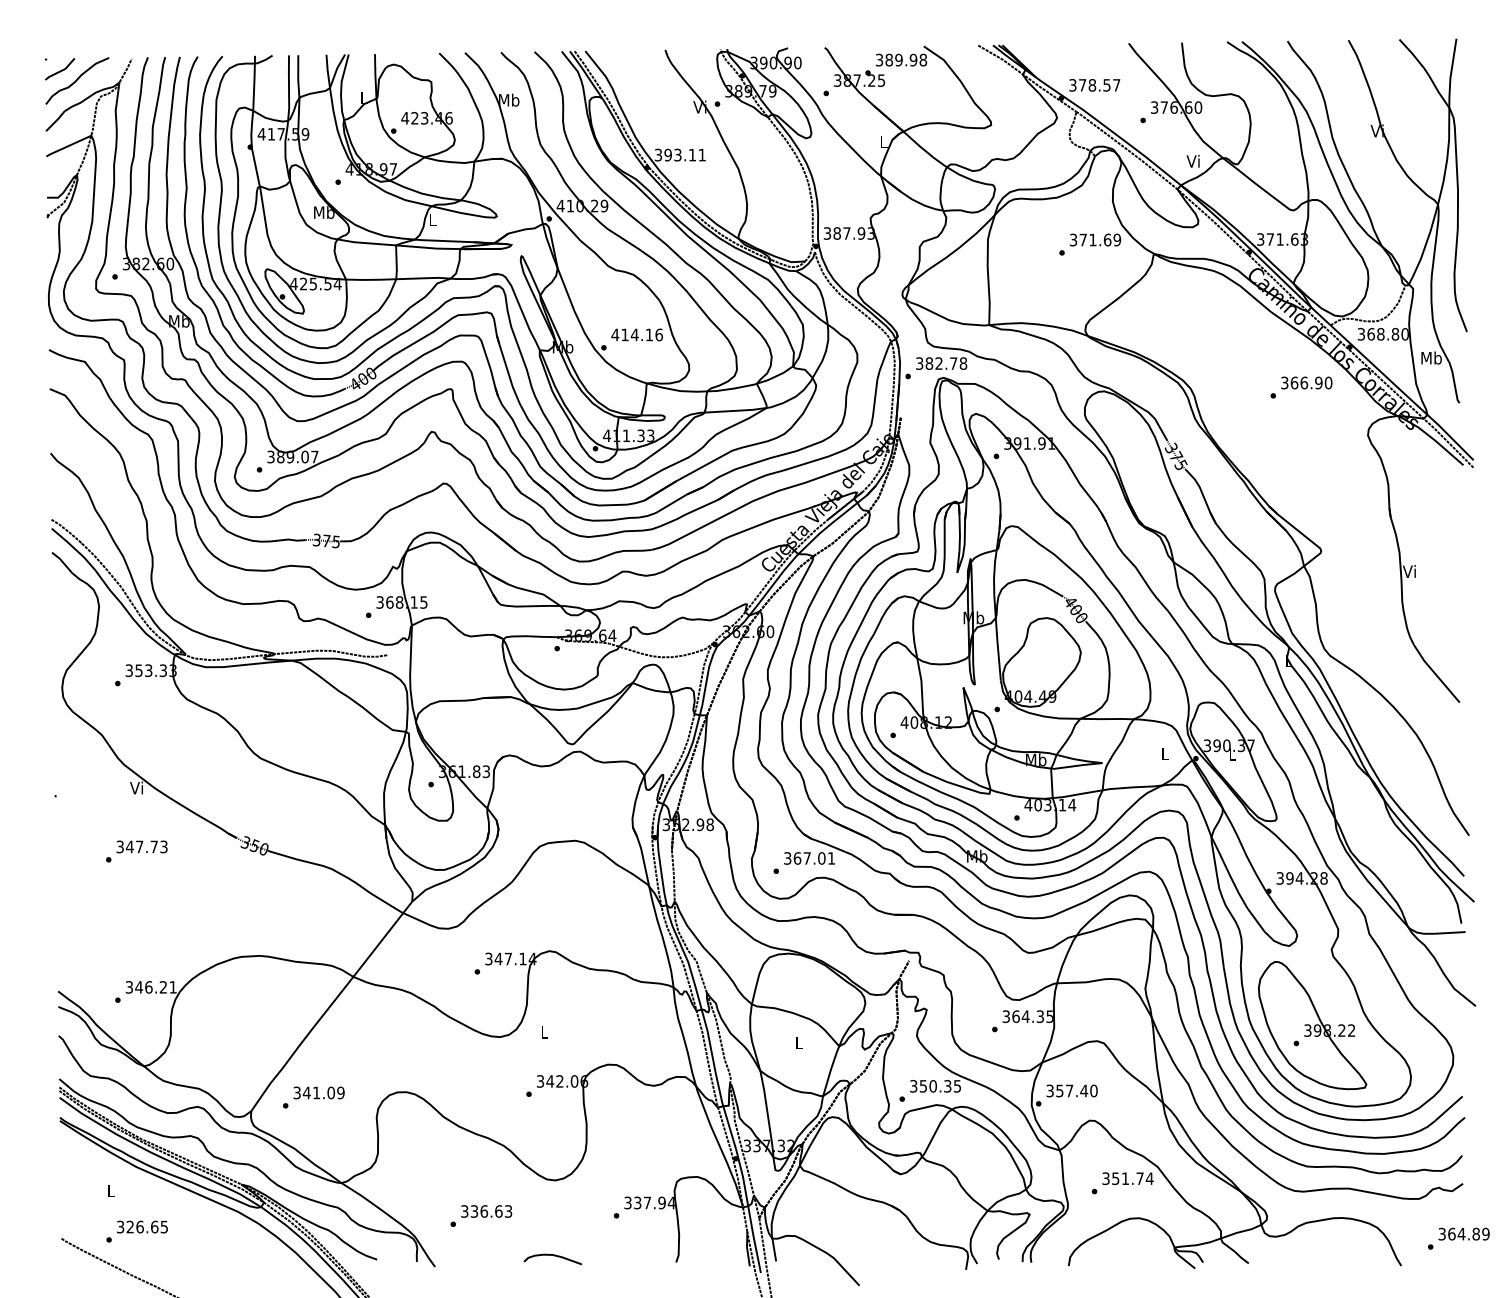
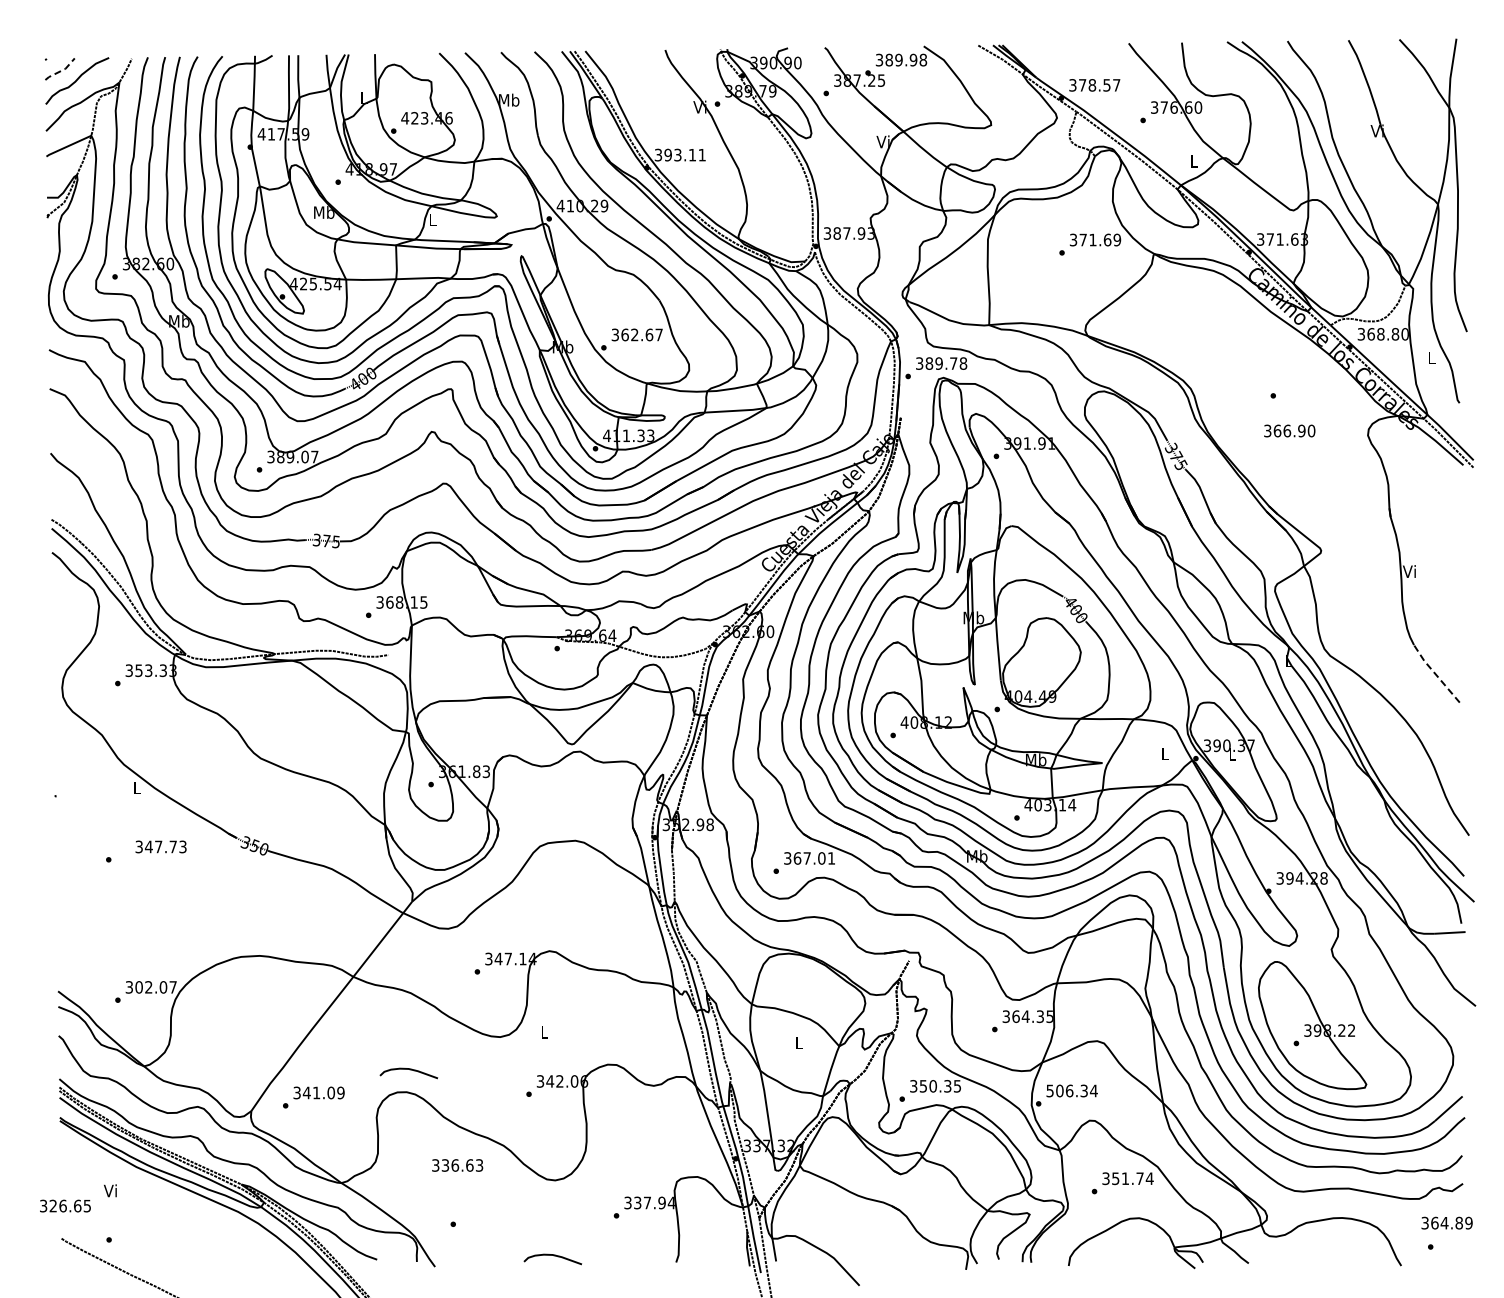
line: solid -> dashed (62, 70)
text: L -> Vi (882, 141)
text: Vi -> L (1192, 160)
text: 414.16 -> 362.67 (637, 334)
text: Mb -> L (1431, 357)
text: 382.78 -> 389.78 (938, 363)
text position: (1306, 382) -> (1289, 430) (1289, 430)
line: solid -> dashed (1435, 673)
text: Vi -> L (136, 787)
text position: (141, 846) -> (160, 846) (160, 846)
text: 346.21 -> 302.07 (155, 987)
curve: none -> present (409, 1070)
text: 357.40 -> 506.34 (1071, 1090)
text: L -> Vi (109, 1190)
text position: (486, 1211) -> (457, 1165) (457, 1165)
text position: (142, 1226) -> (65, 1205) (65, 1205)
text position: (1463, 1233) -> (1446, 1222) (1446, 1222)
